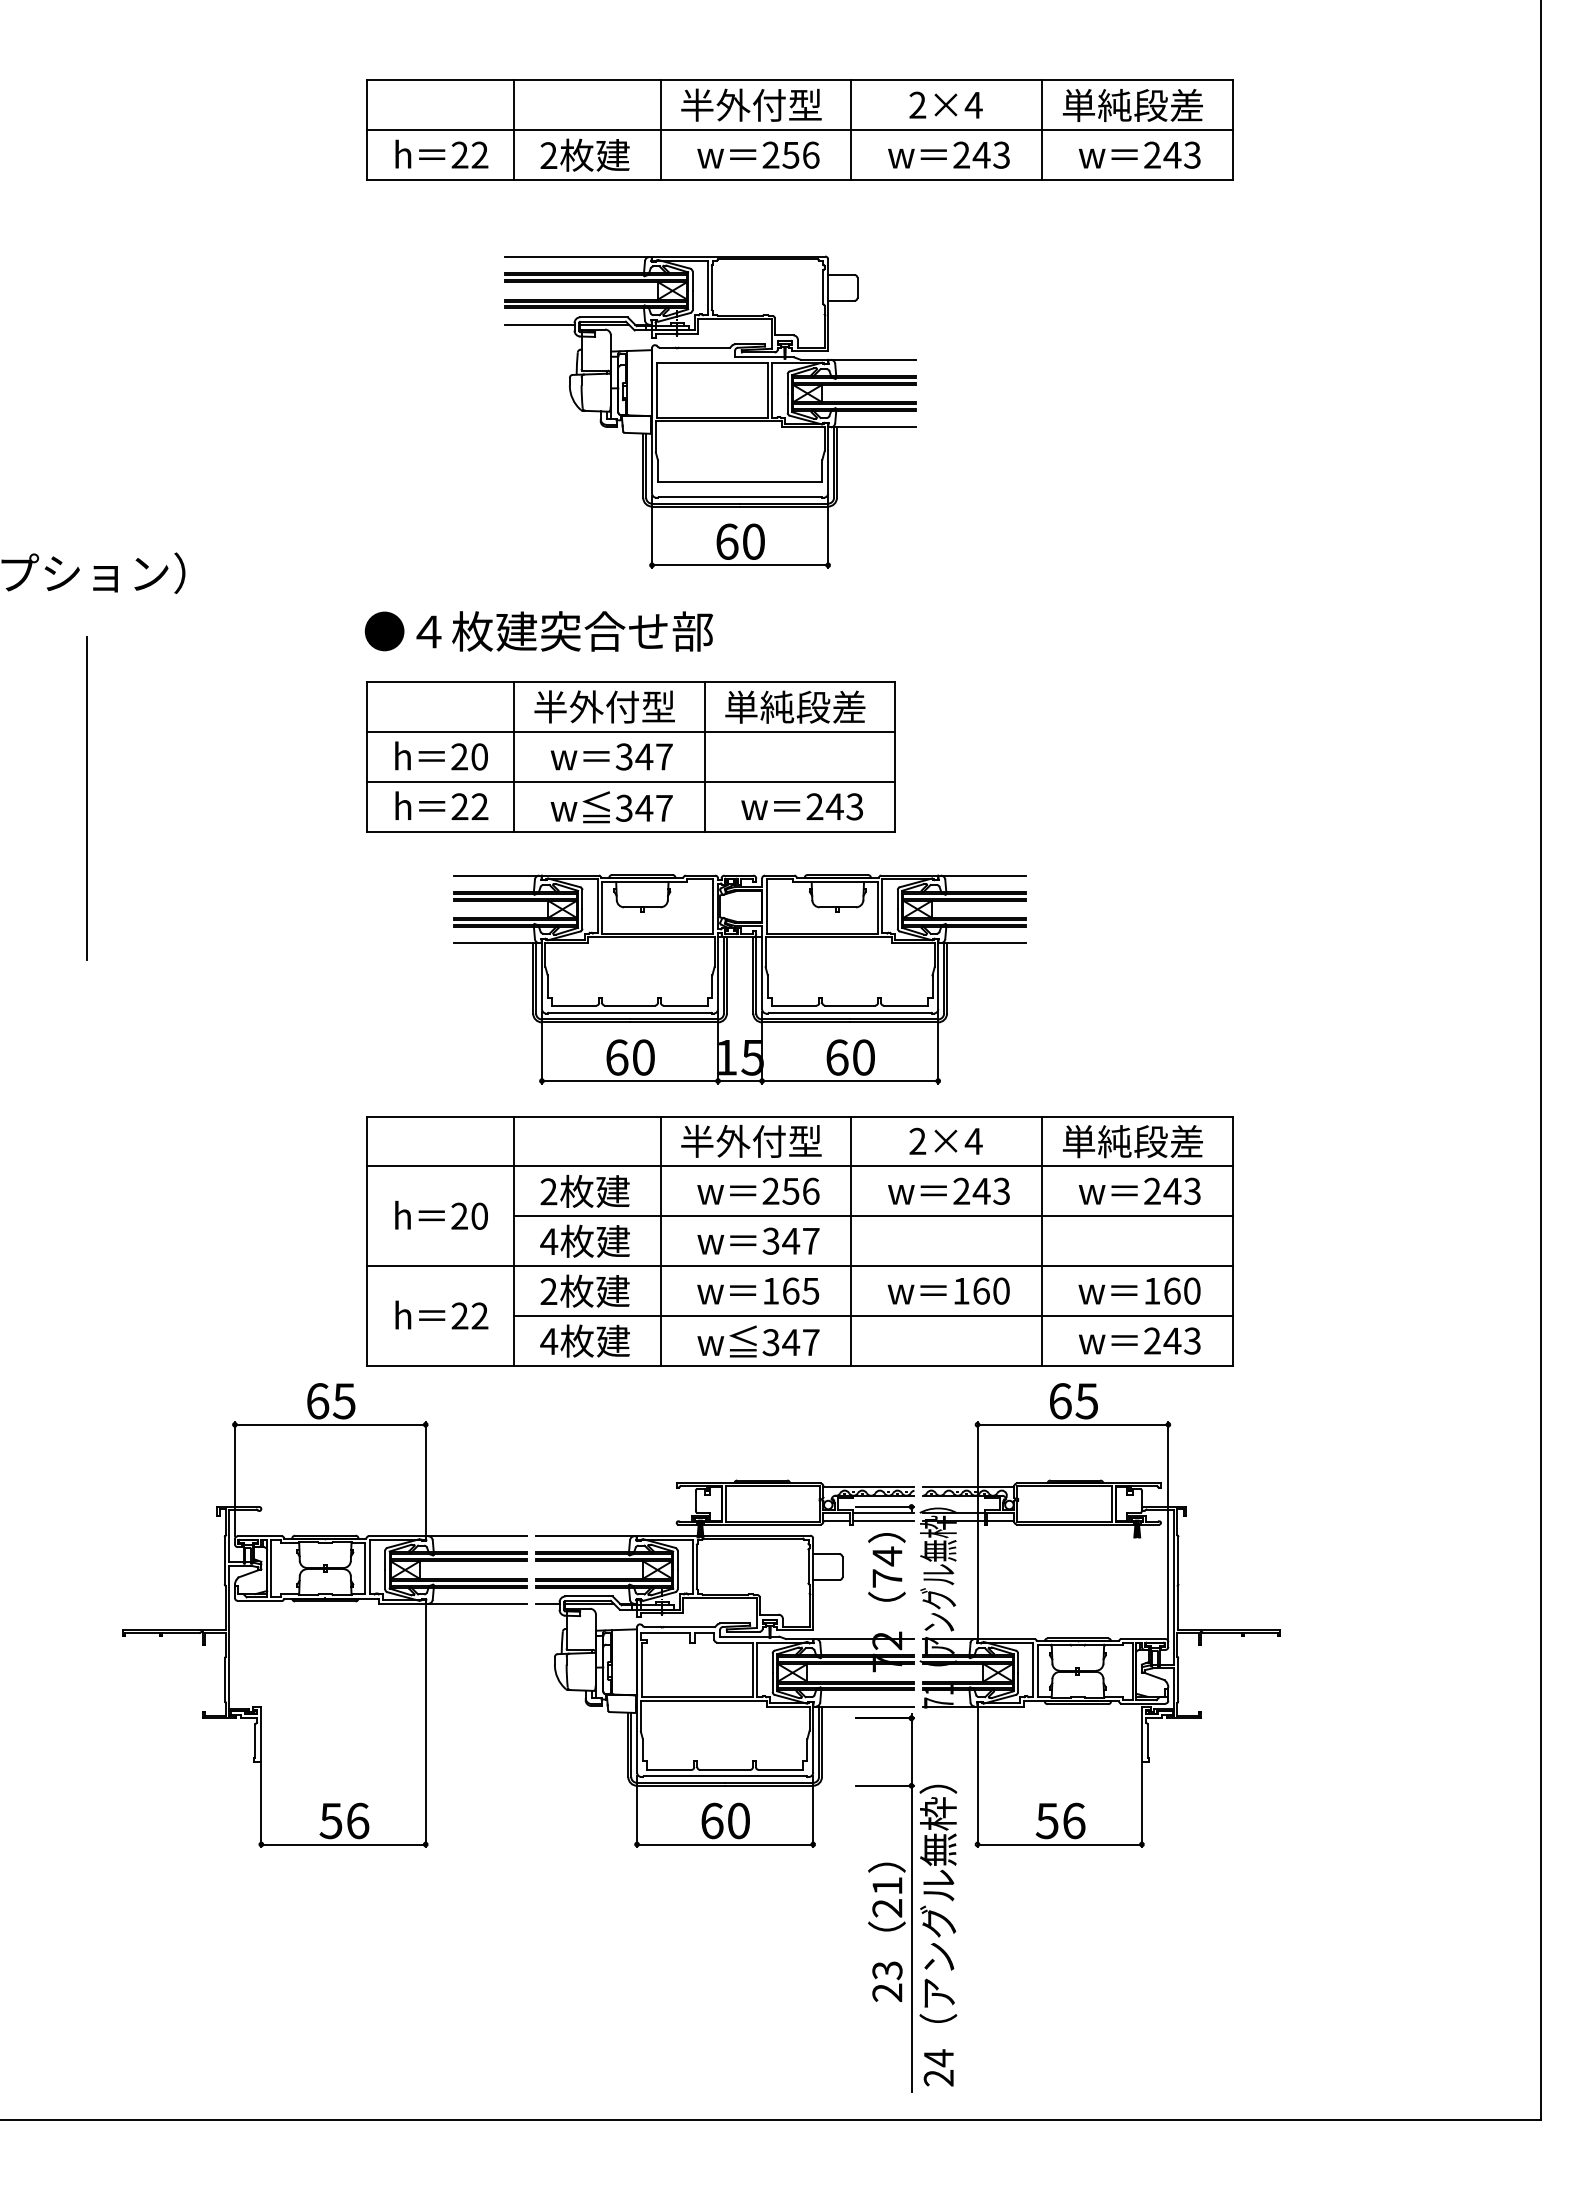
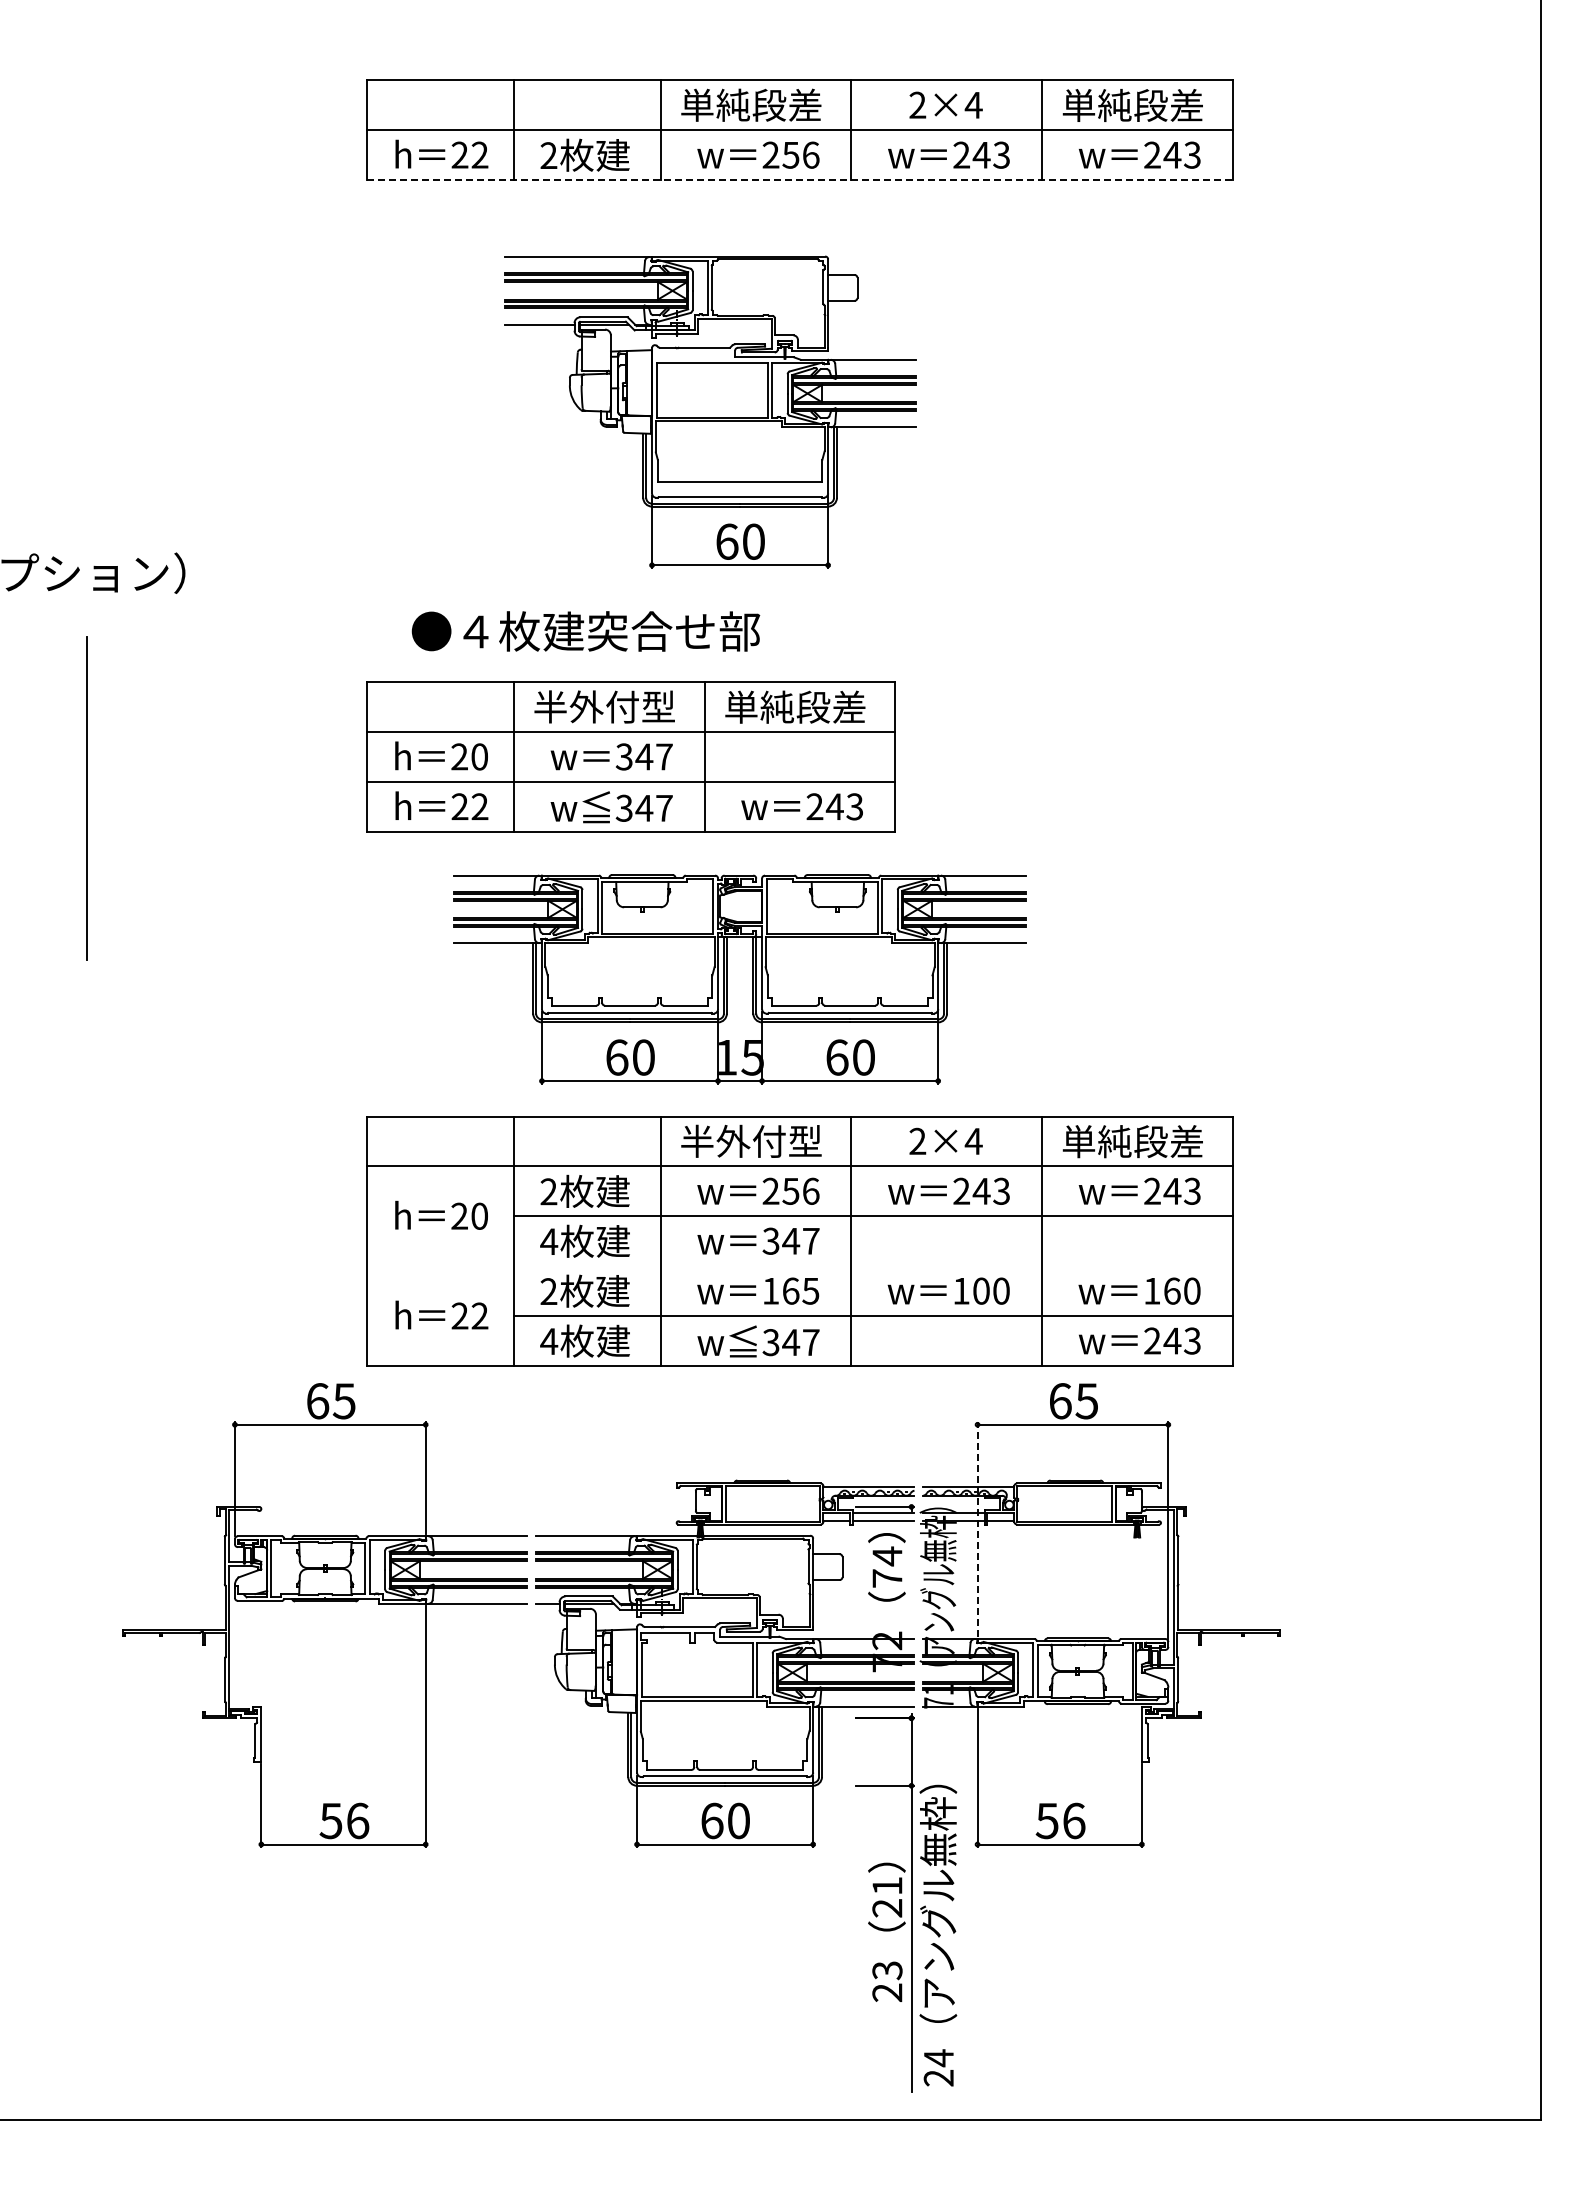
text: 半外付型 -> 単純段差 (751, 104)
line: solid -> dashed (799, 180)
text position: (538, 631) -> (585, 631) (585, 631)
line: present -> none (799, 1266)
text: 160 -> 100 (981, 1290)
line: solid -> dashed (977, 1529)
